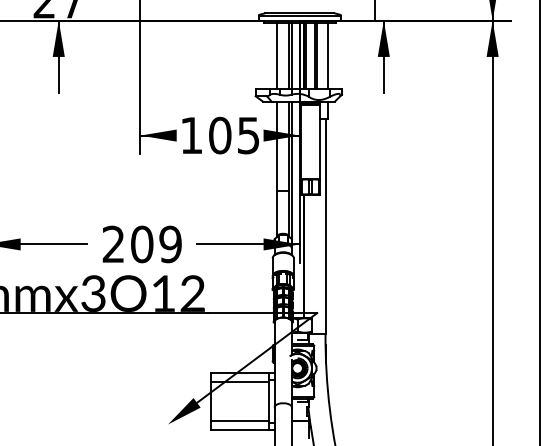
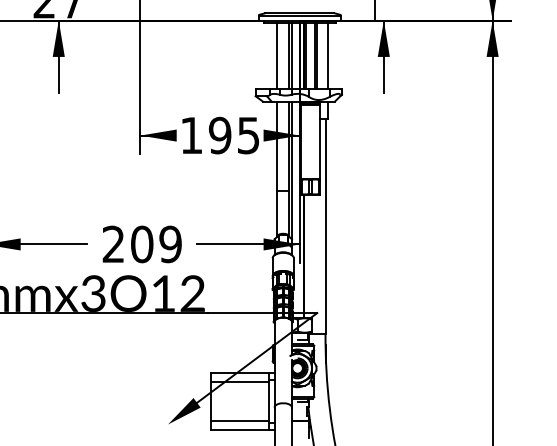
text: 105 -> 195 (219, 135)
line: present -> none (540, 222)
